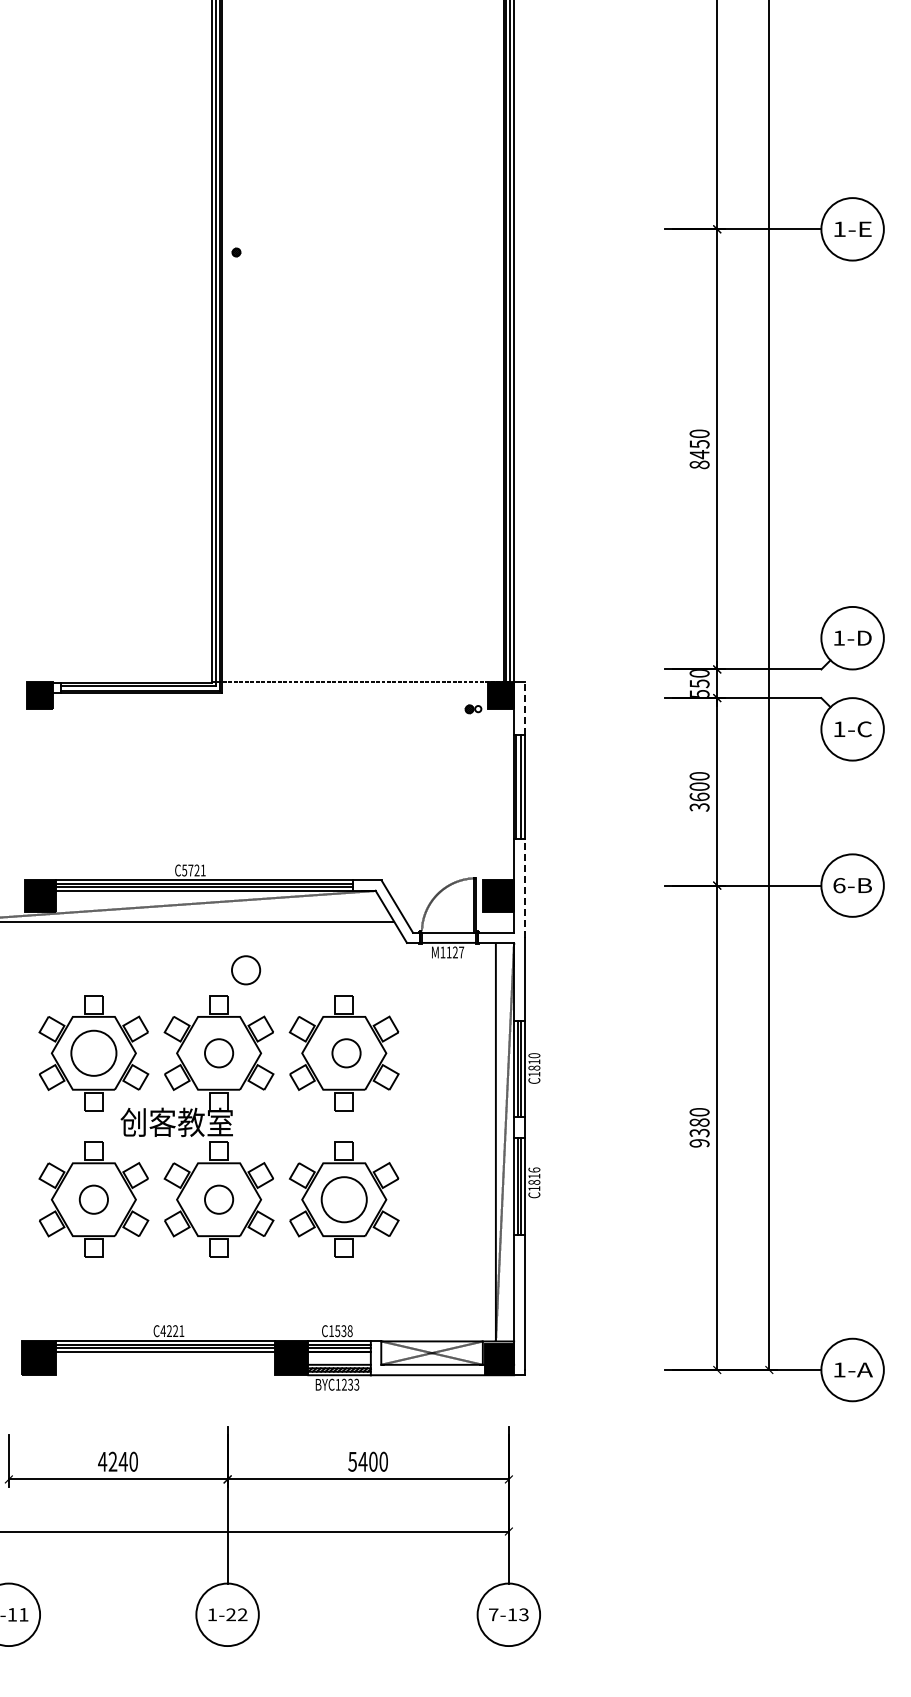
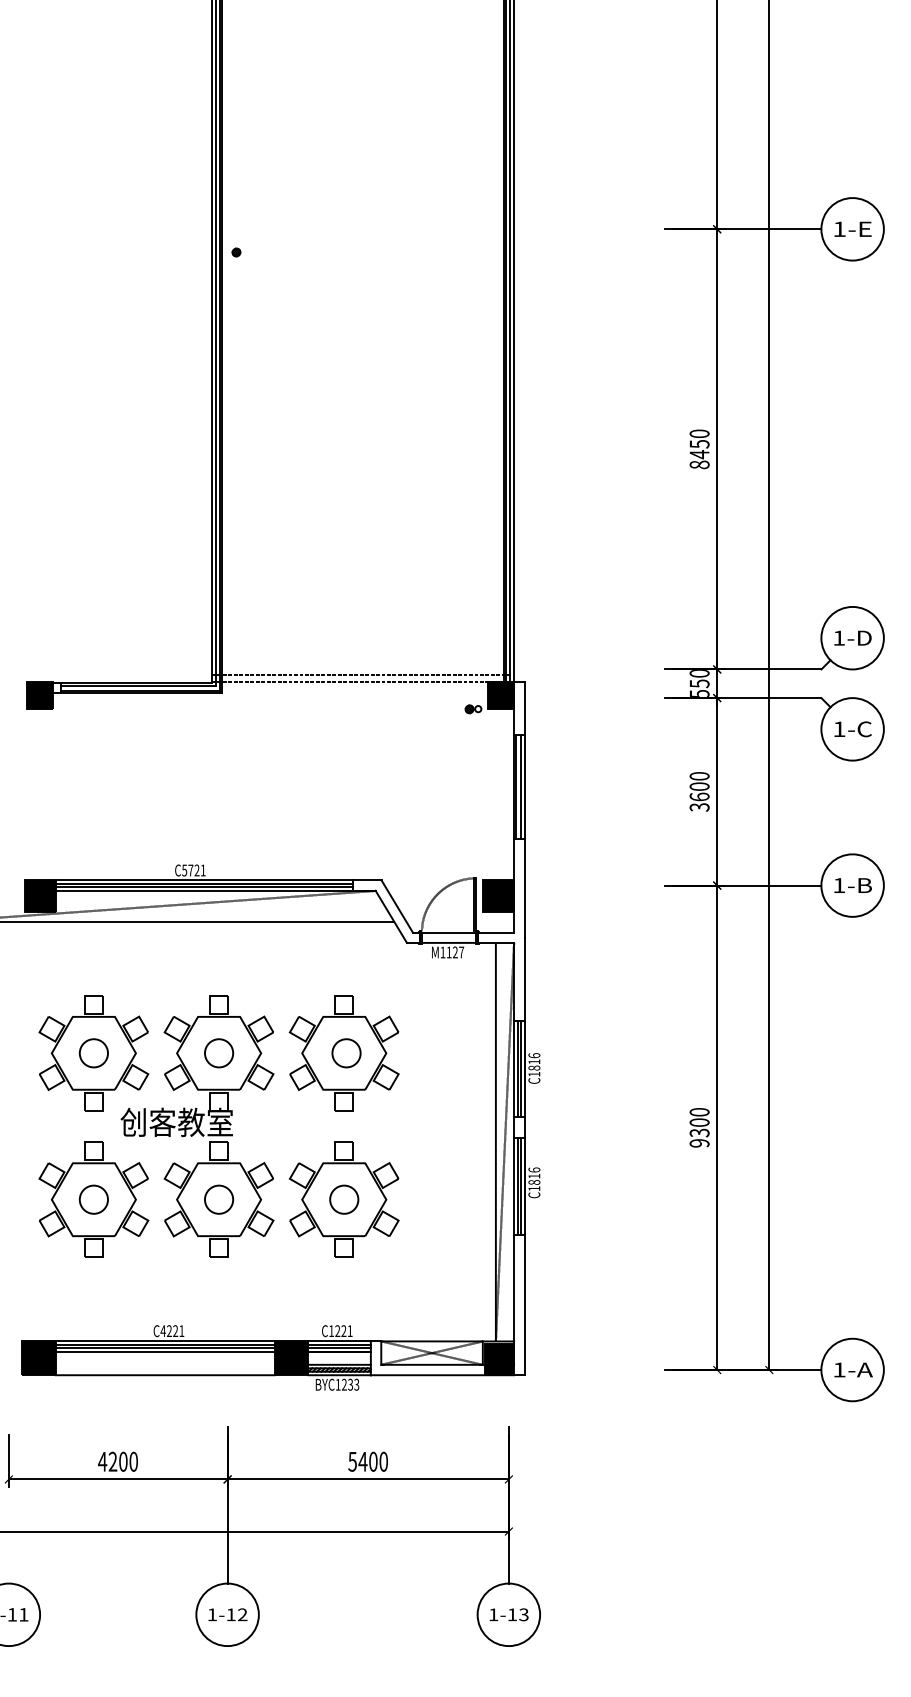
line: none -> present (363, 674)
line: dashed -> solid (524, 708)
text: 6-B -> 1-B (839, 885)
line: dashed -> solid (524, 887)
circle: present -> none (246, 970)
circle diameter: 45 px -> 28 px (93, 1053)
text: C1810 -> C1816 (534, 1055)
text: 9380 -> 9300 (699, 1122)
circle diameter: 45 px -> 28 px (344, 1199)
text: C1538 -> C1221 (343, 1331)
line: none -> present (164, 1375)
text: 4240 -> 4200 (122, 1461)
text: 1-22 -> 1-12 (230, 1614)
text: 7-13 -> 1-13 (493, 1614)
